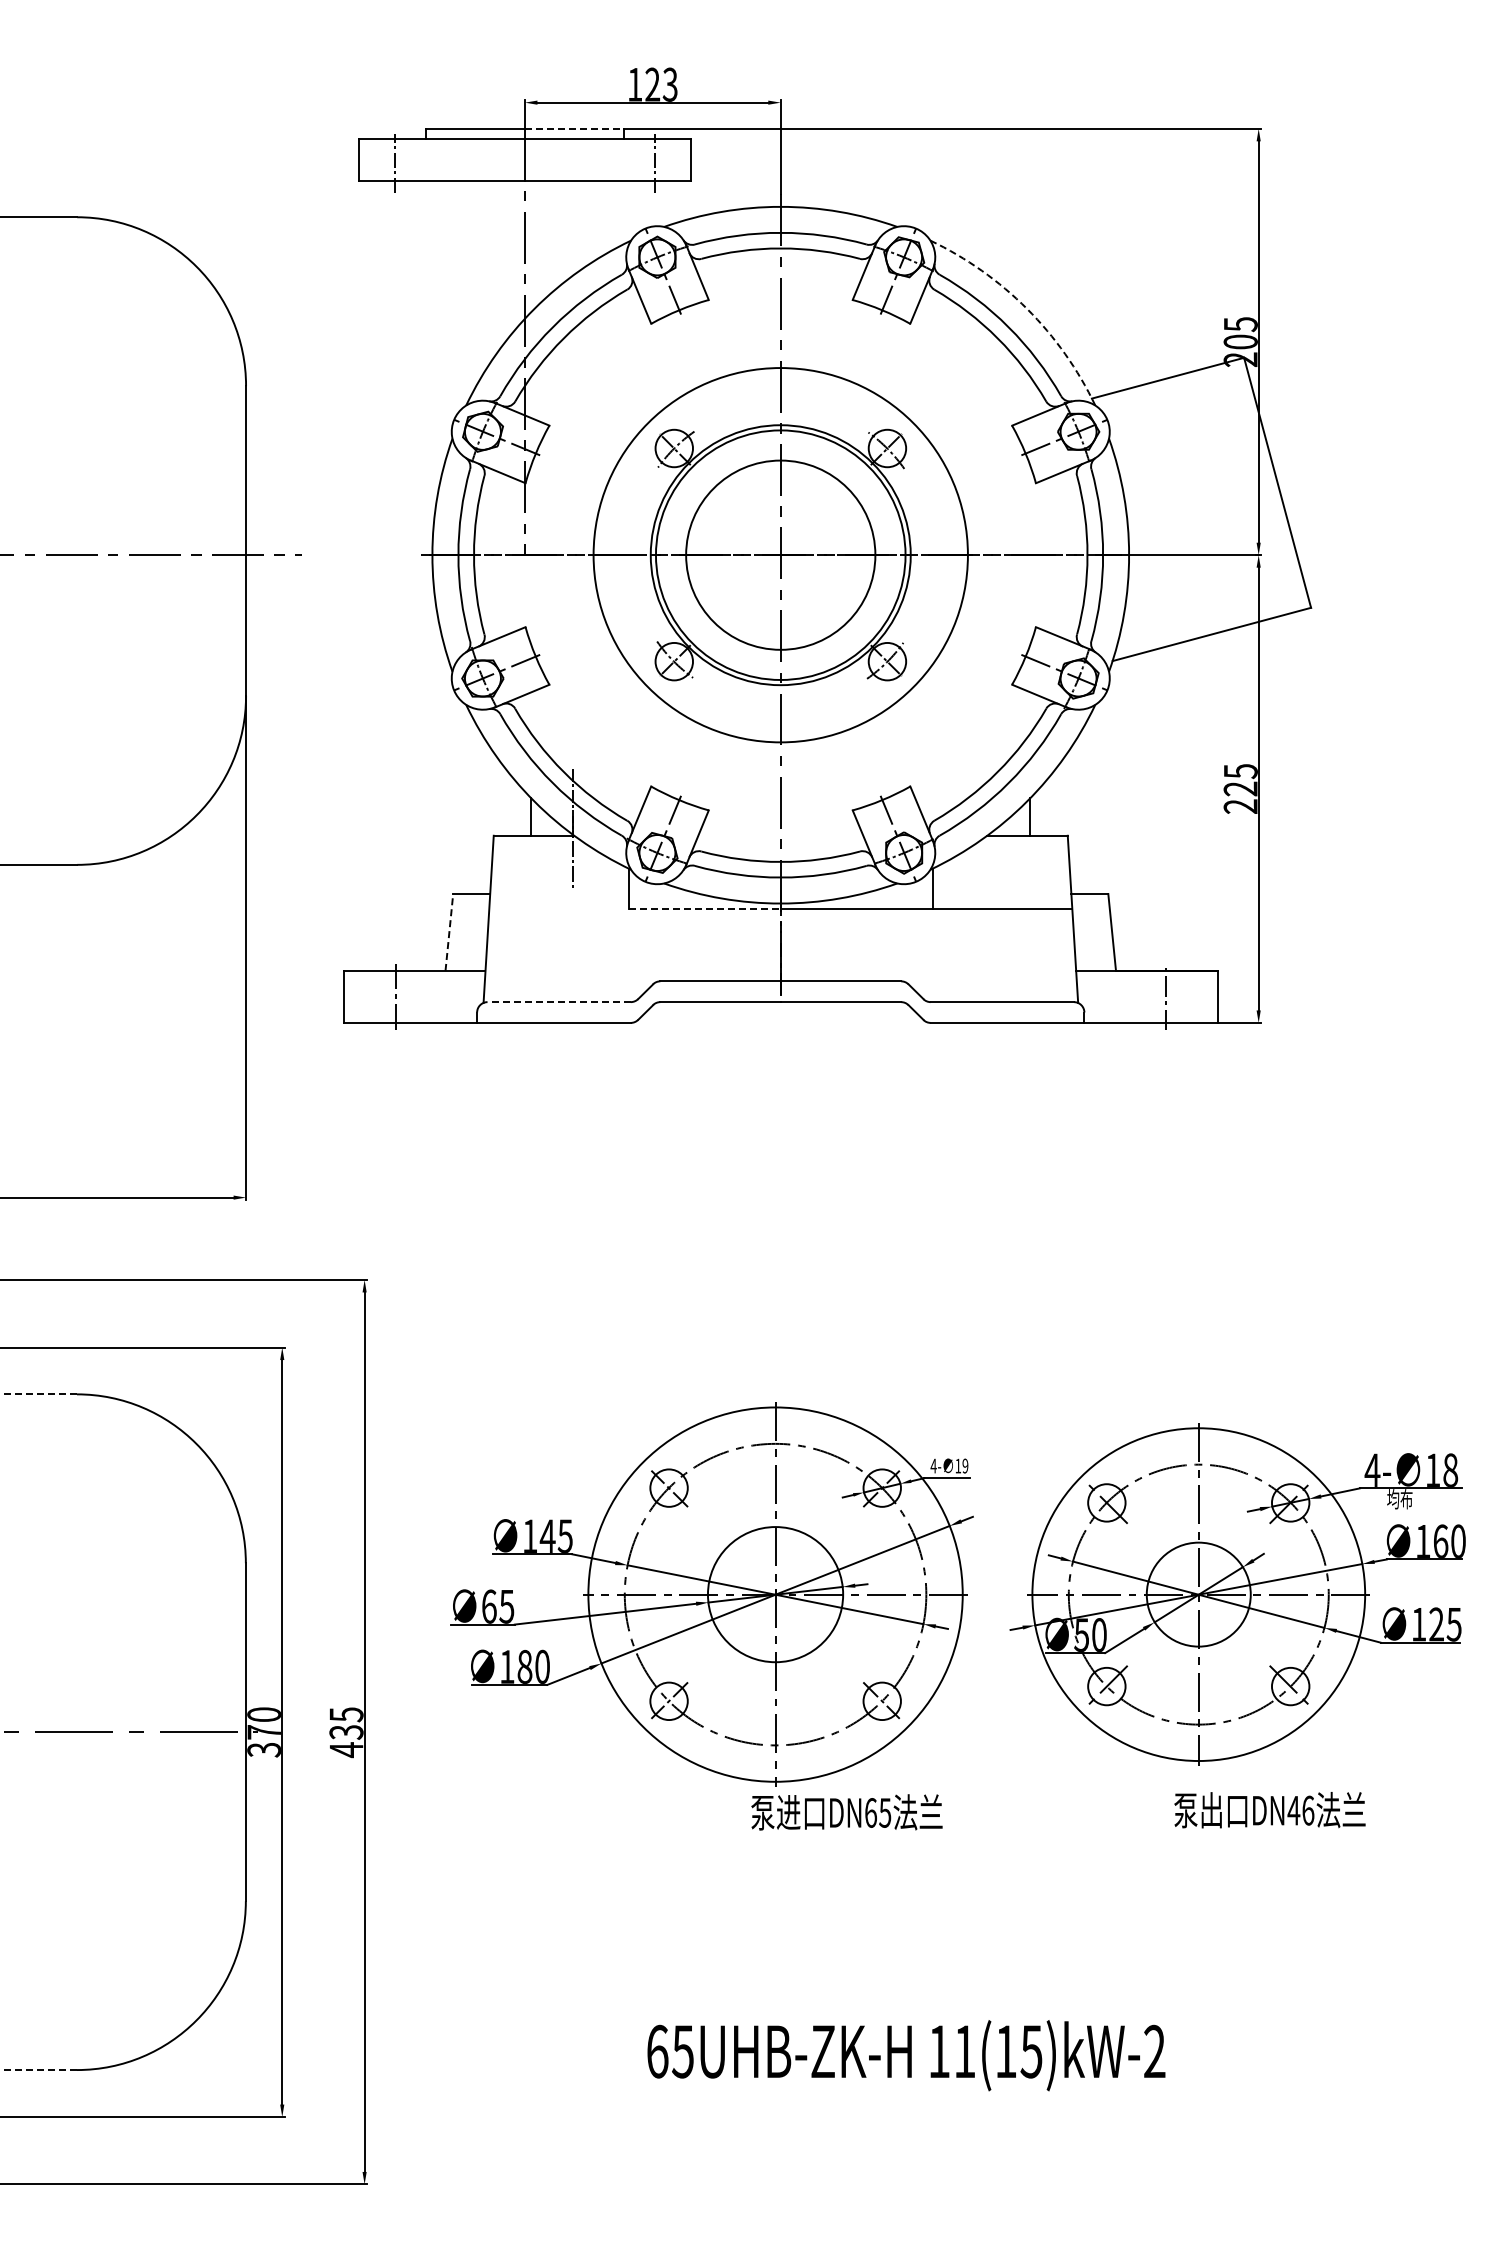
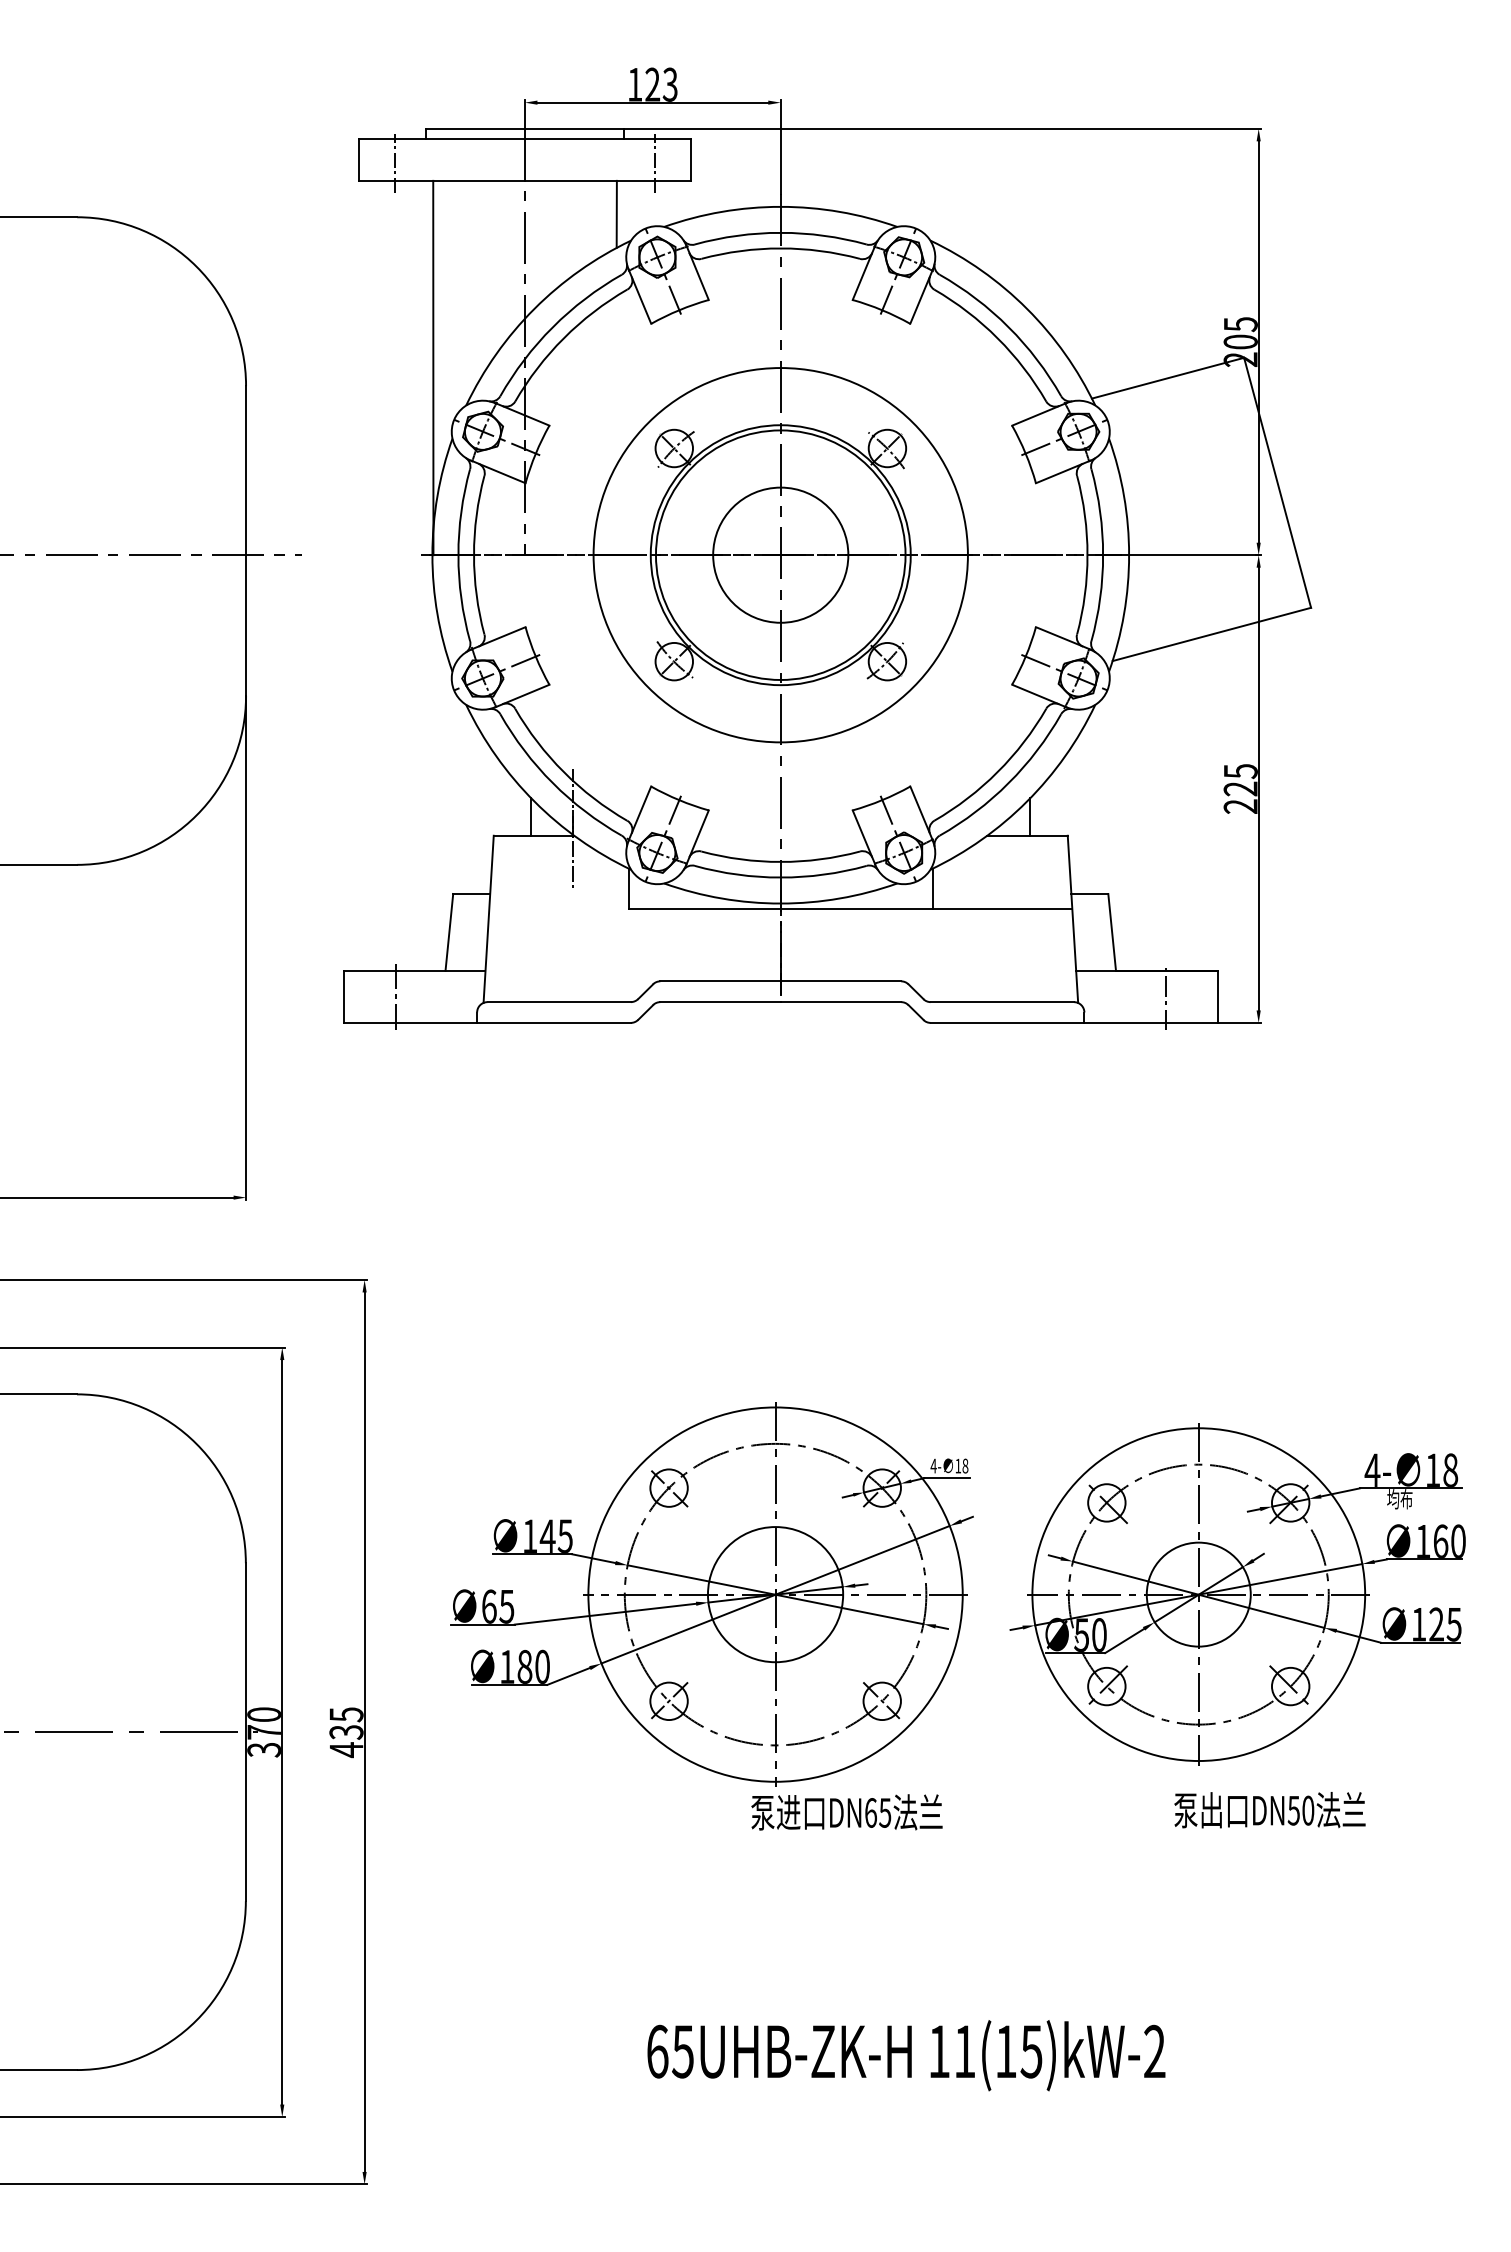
line: dashed -> solid (574, 128)
line: none -> present (616, 213)
arc: dashed -> solid (1027, 308)
line: none -> present (433, 367)
circle diameter: 189 px -> 135 px (780, 554)
line: dashed -> solid (704, 908)
line: dashed -> solid (449, 932)
line: dashed -> solid (559, 1002)
line: dashed -> solid (38, 1394)
text: 19 -> 18 (965, 1465)
text: DN46 -> DN50 (1300, 1810)
line: dashed -> solid (39, 2070)
